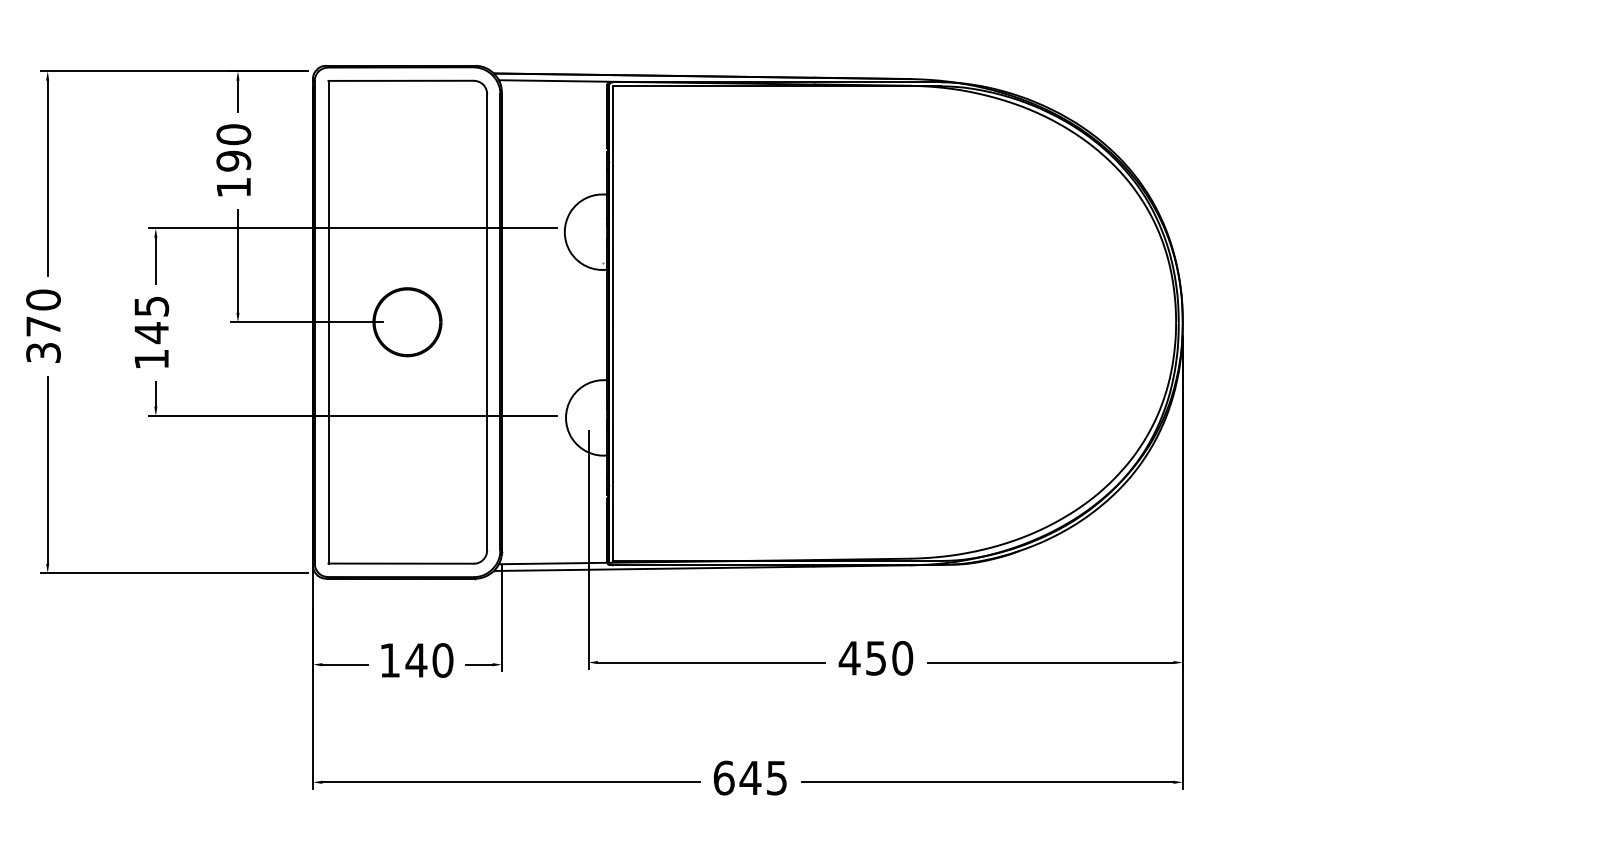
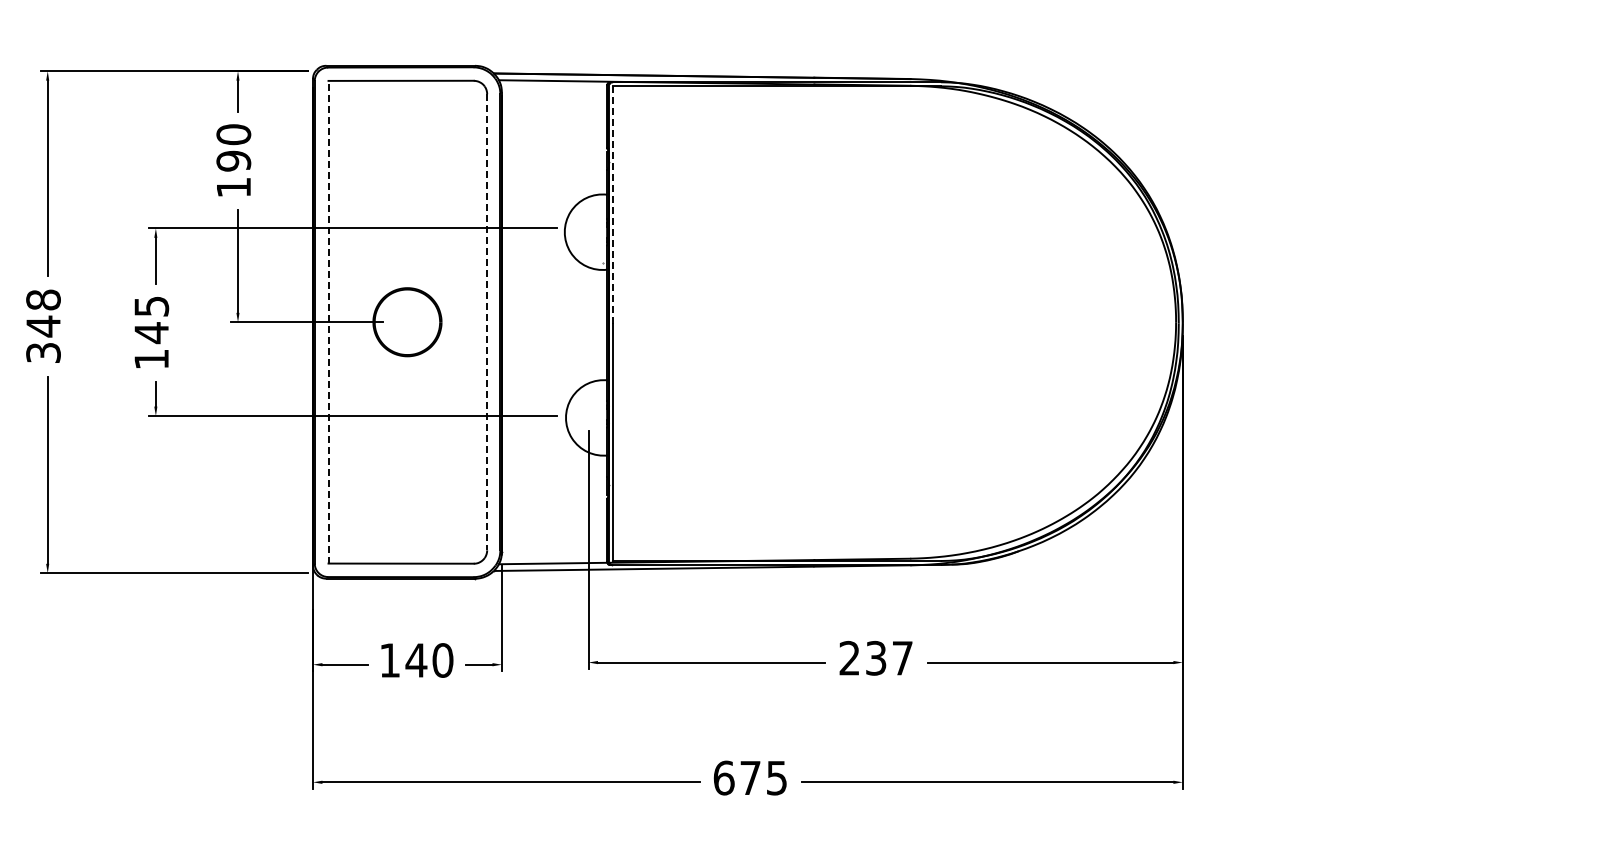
line: solid -> dashed (613, 204)
text: 370 -> 348 (43, 313)
line: solid -> dashed (328, 321)
line: solid -> dashed (487, 322)
text: 450 -> 237 (875, 657)
text: 645 -> 675 (750, 777)
